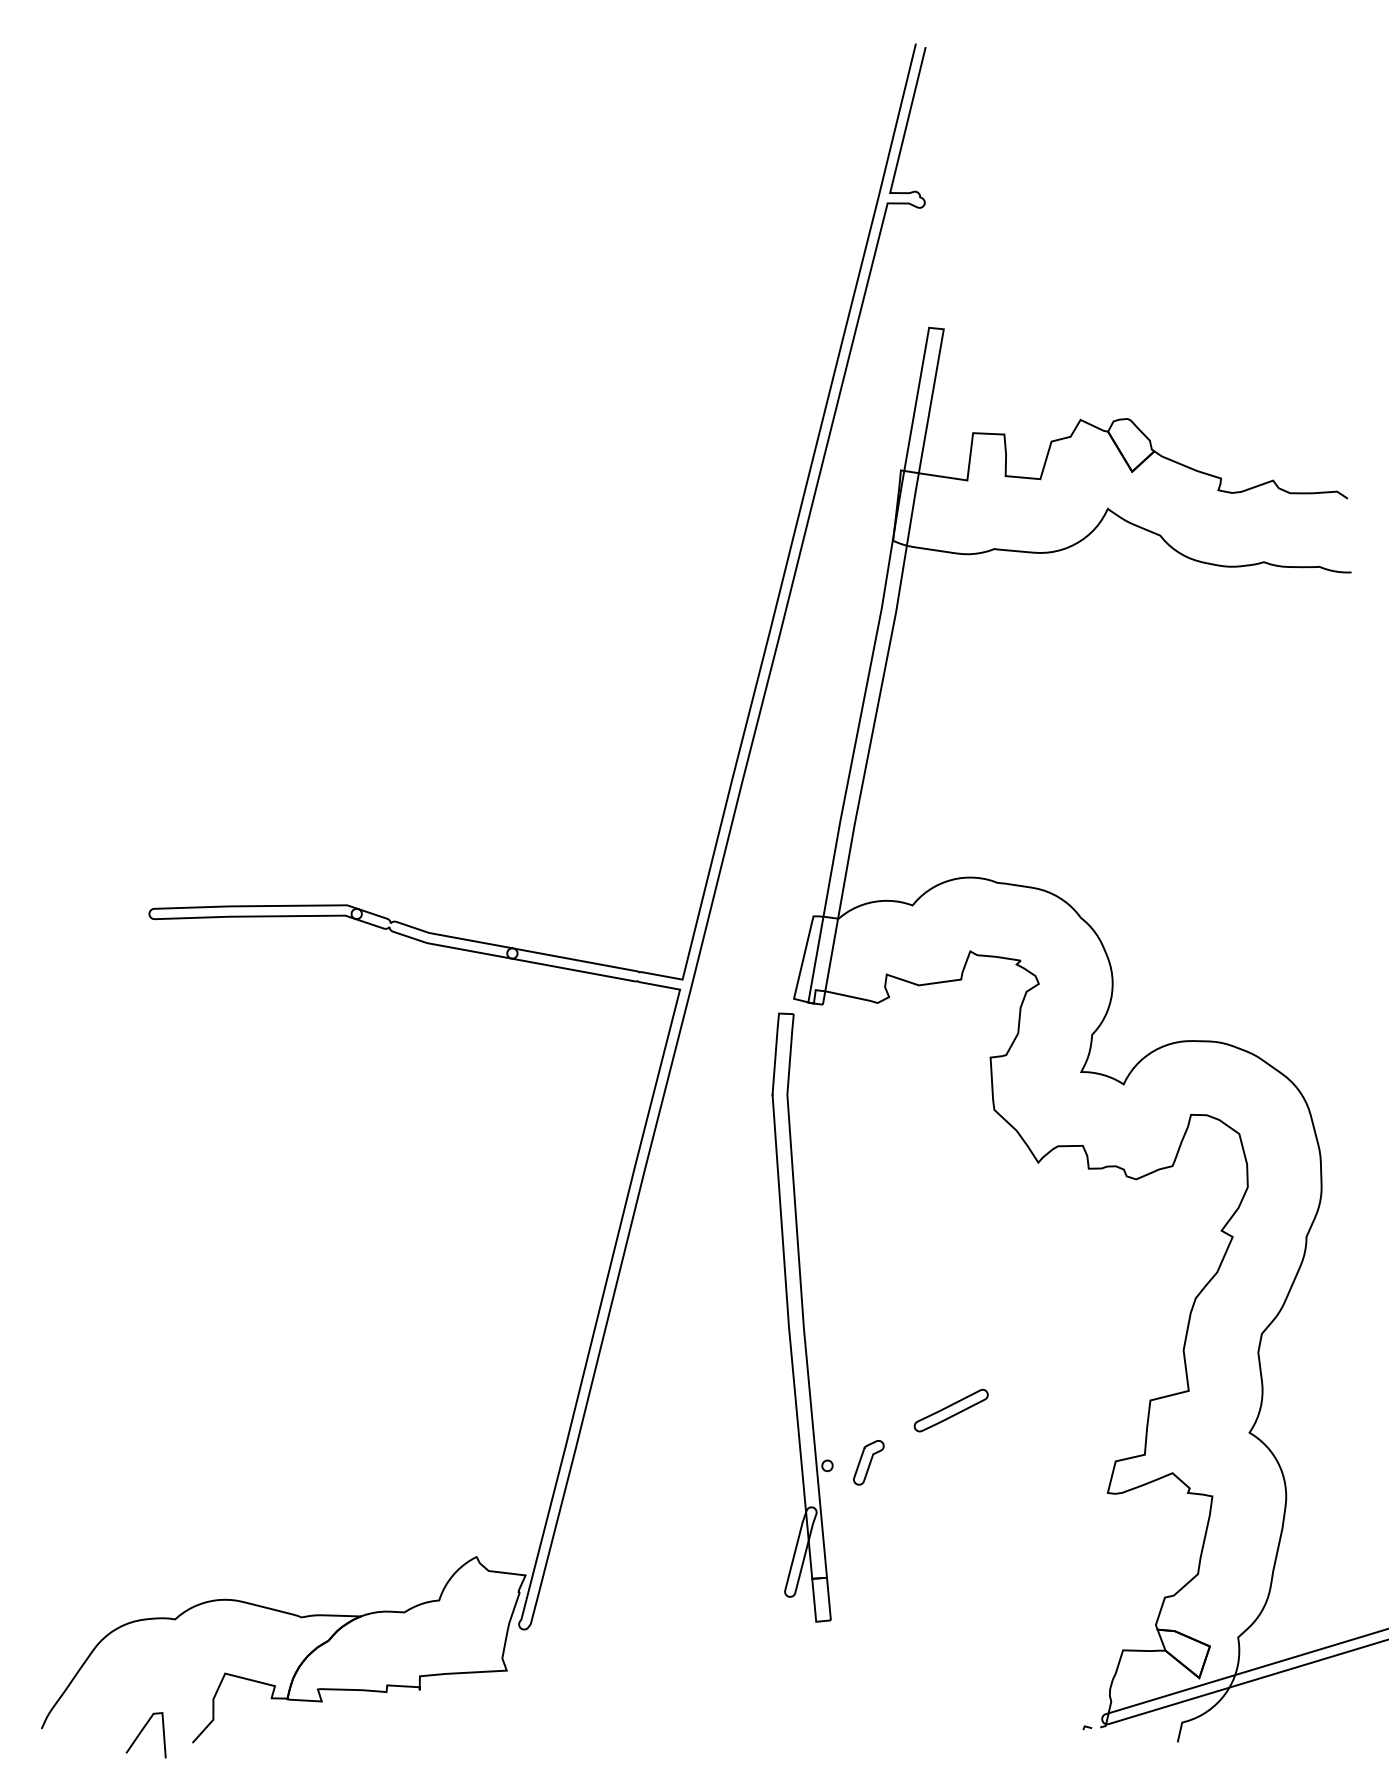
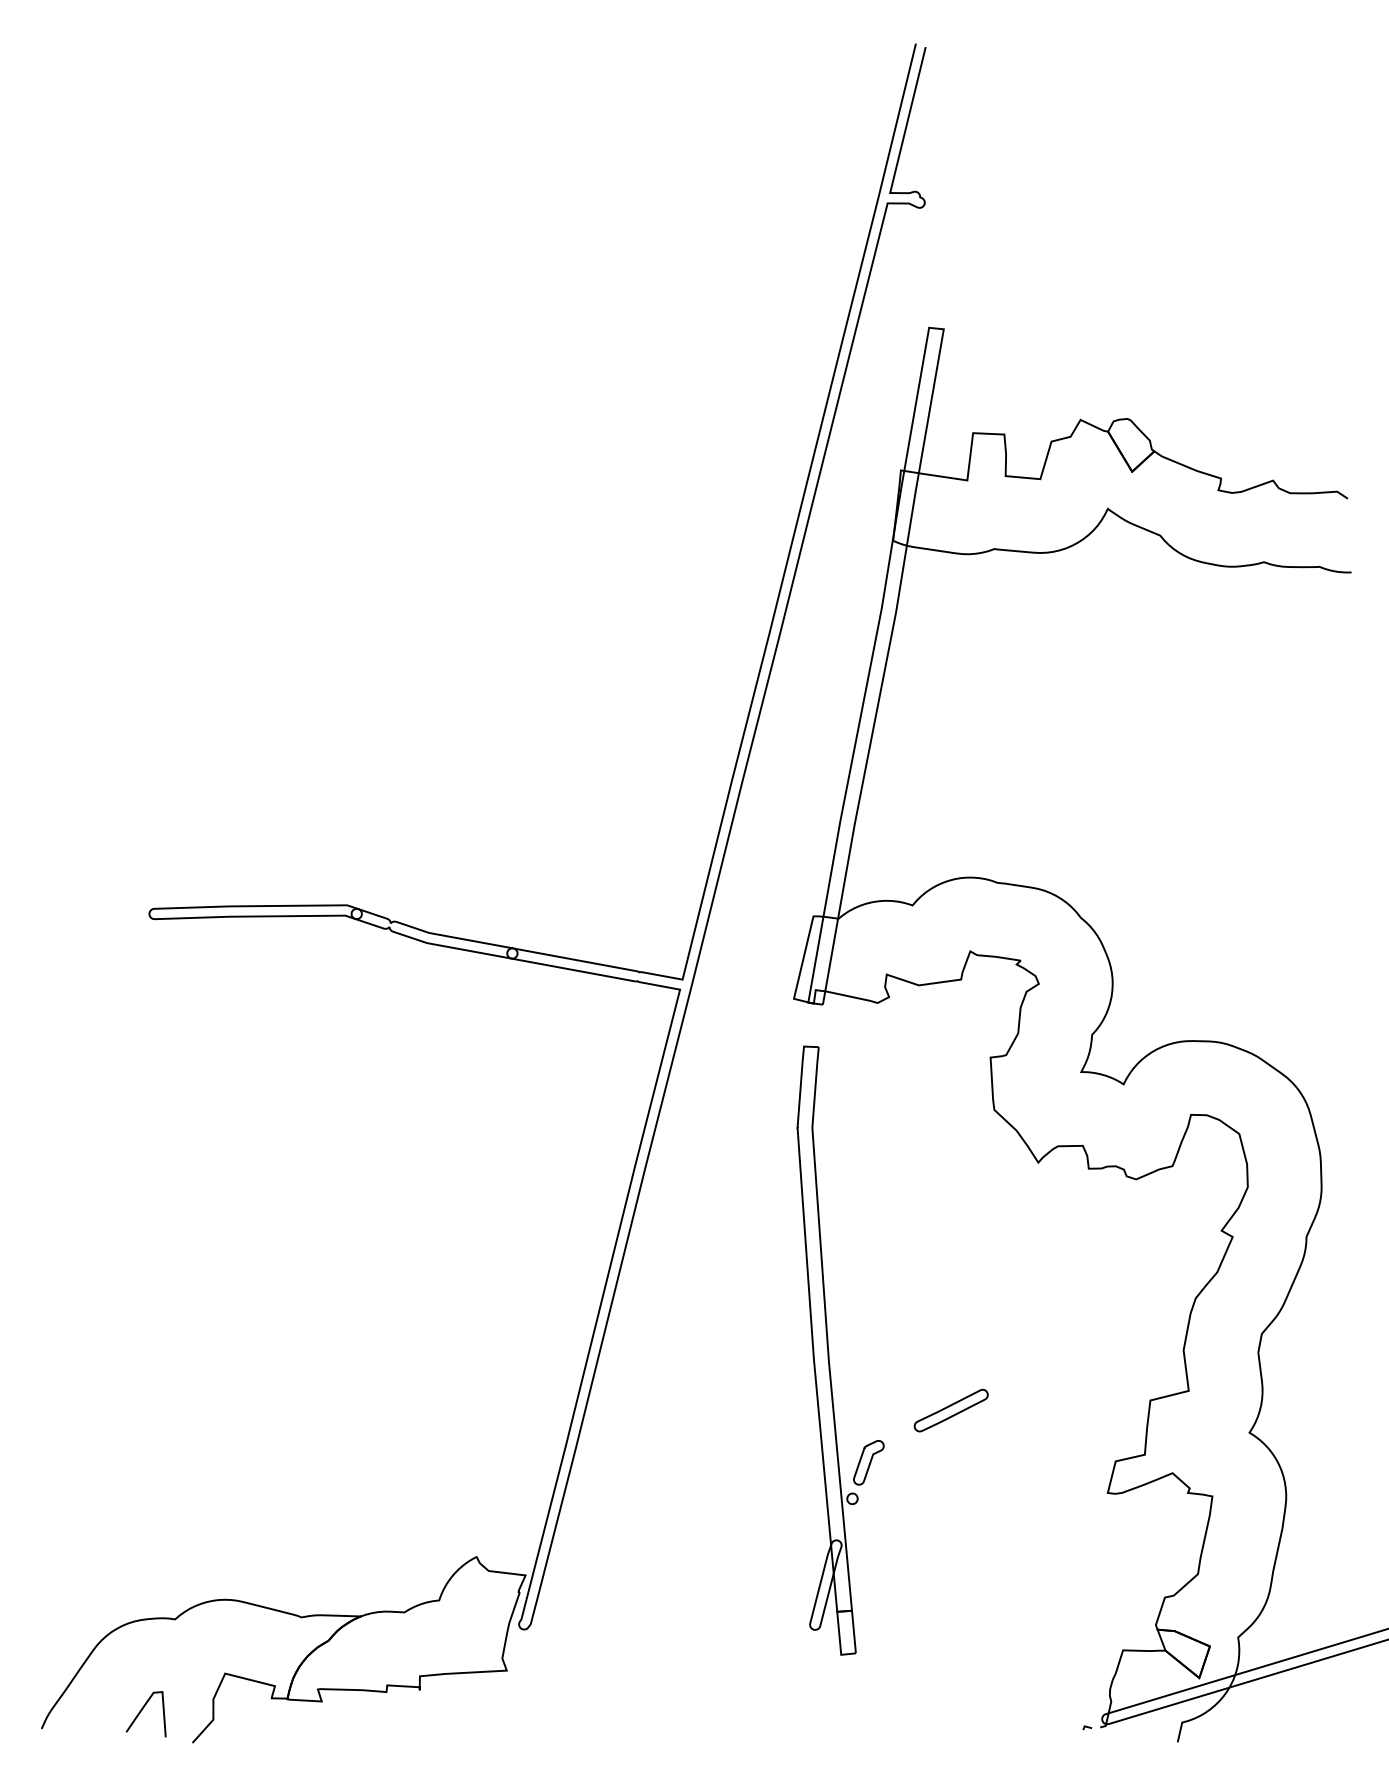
part position: (802, 1317) -> (827, 1350) (827, 1350)
line position: (142, 1731) -> (142, 1710) (142, 1710)
